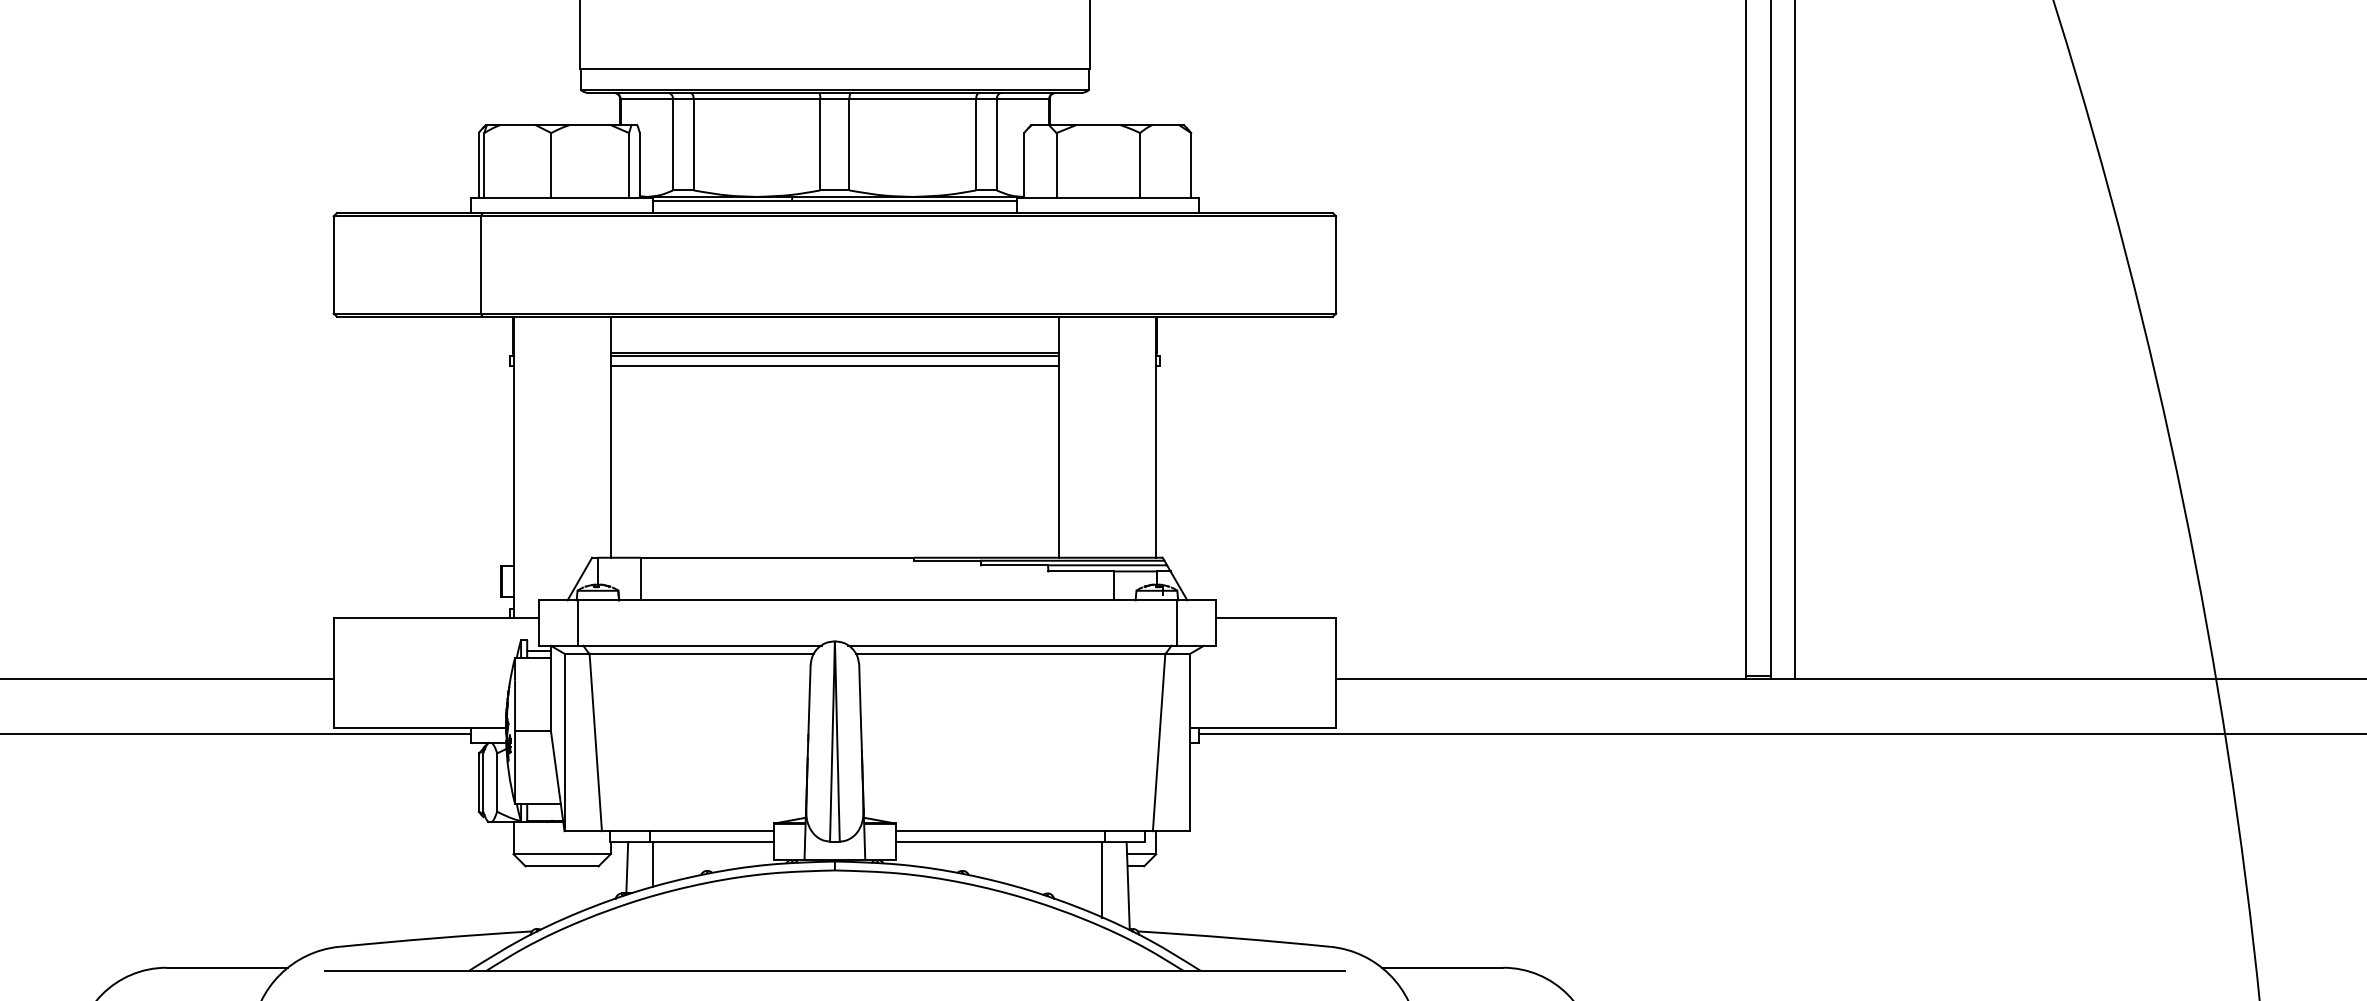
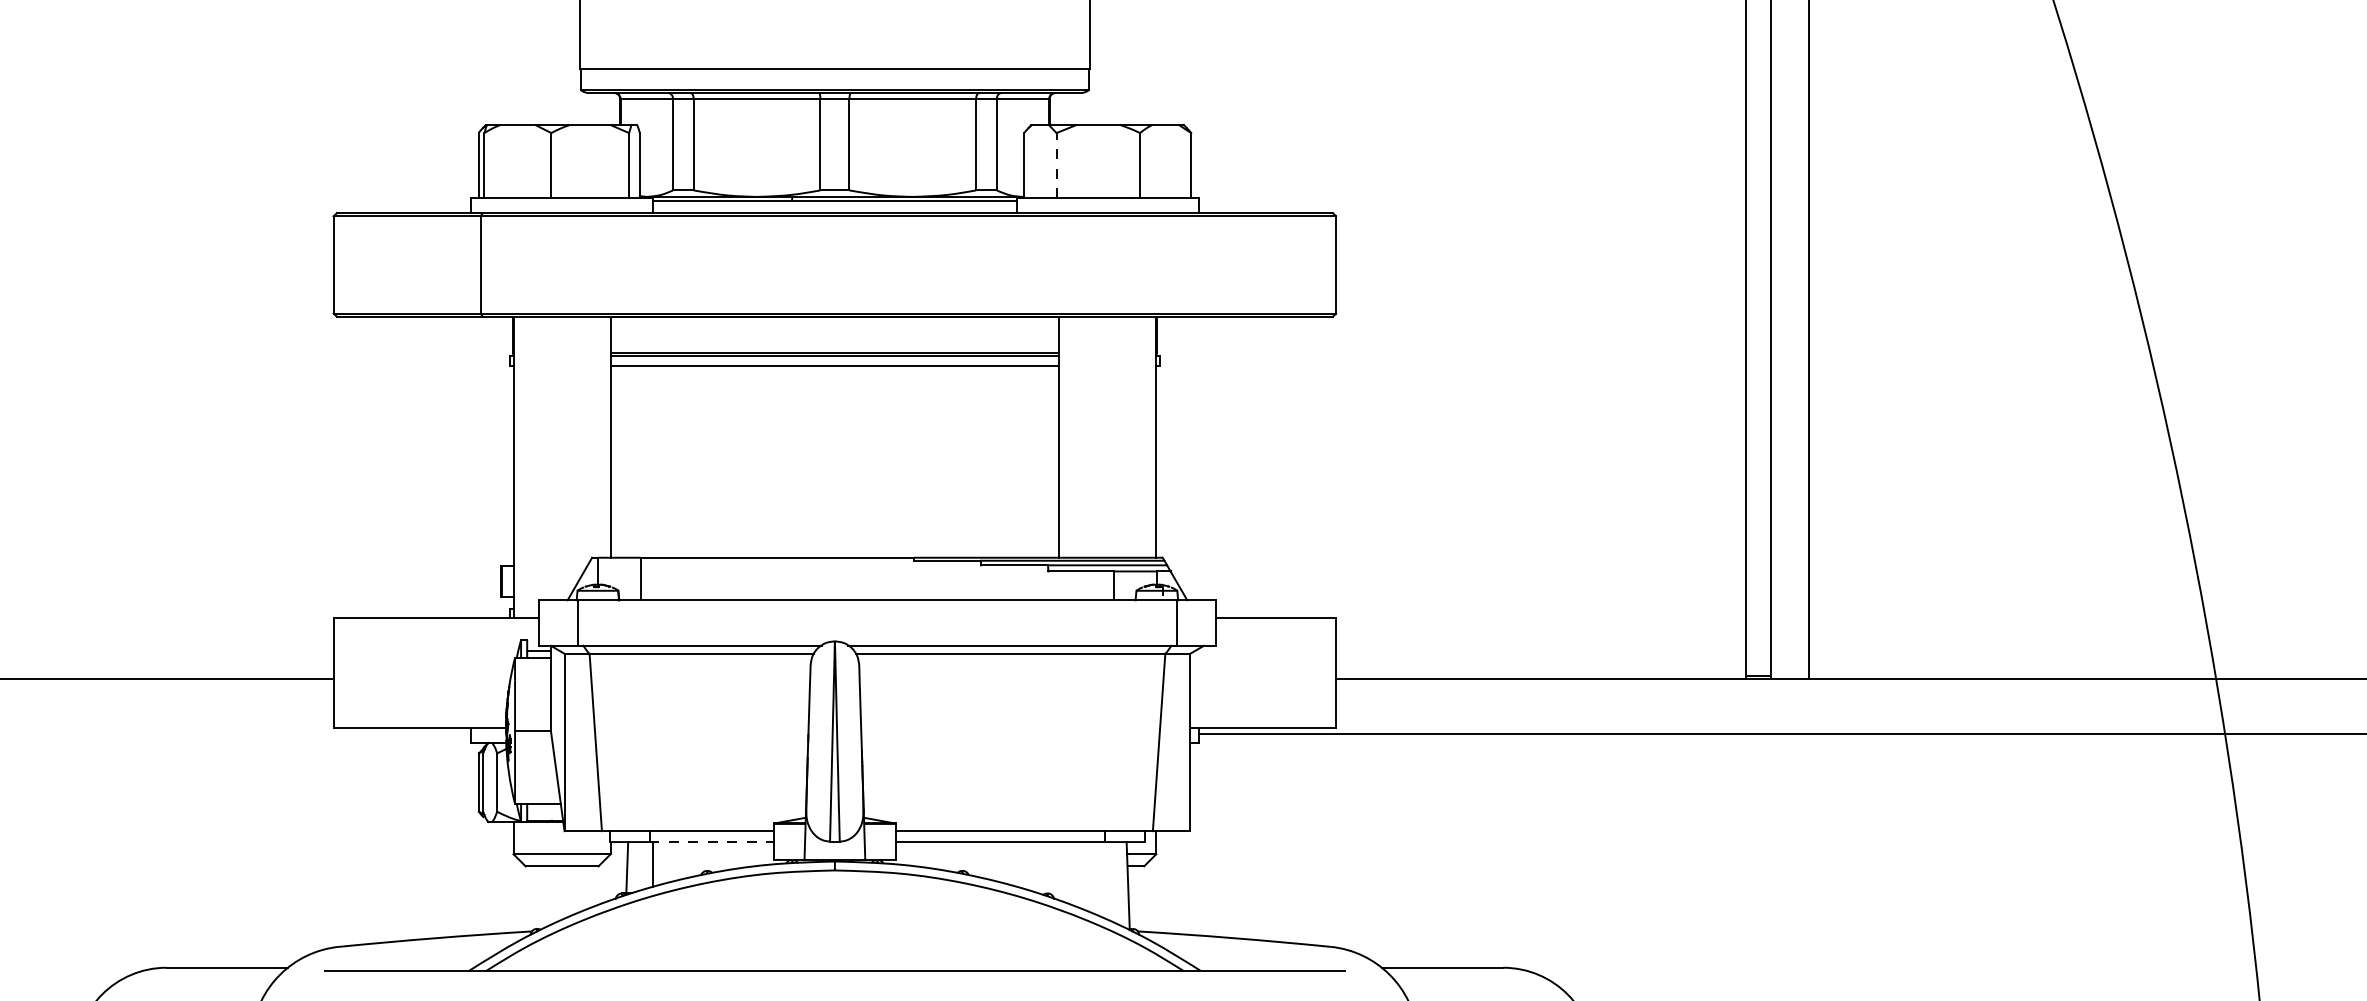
line: solid -> dashed (1056, 165)
line position: (1794, 340) -> (1808, 340) (1808, 340)
line: present -> none (236, 733)
line: solid -> dashed (712, 842)
line: present -> none (1102, 879)
